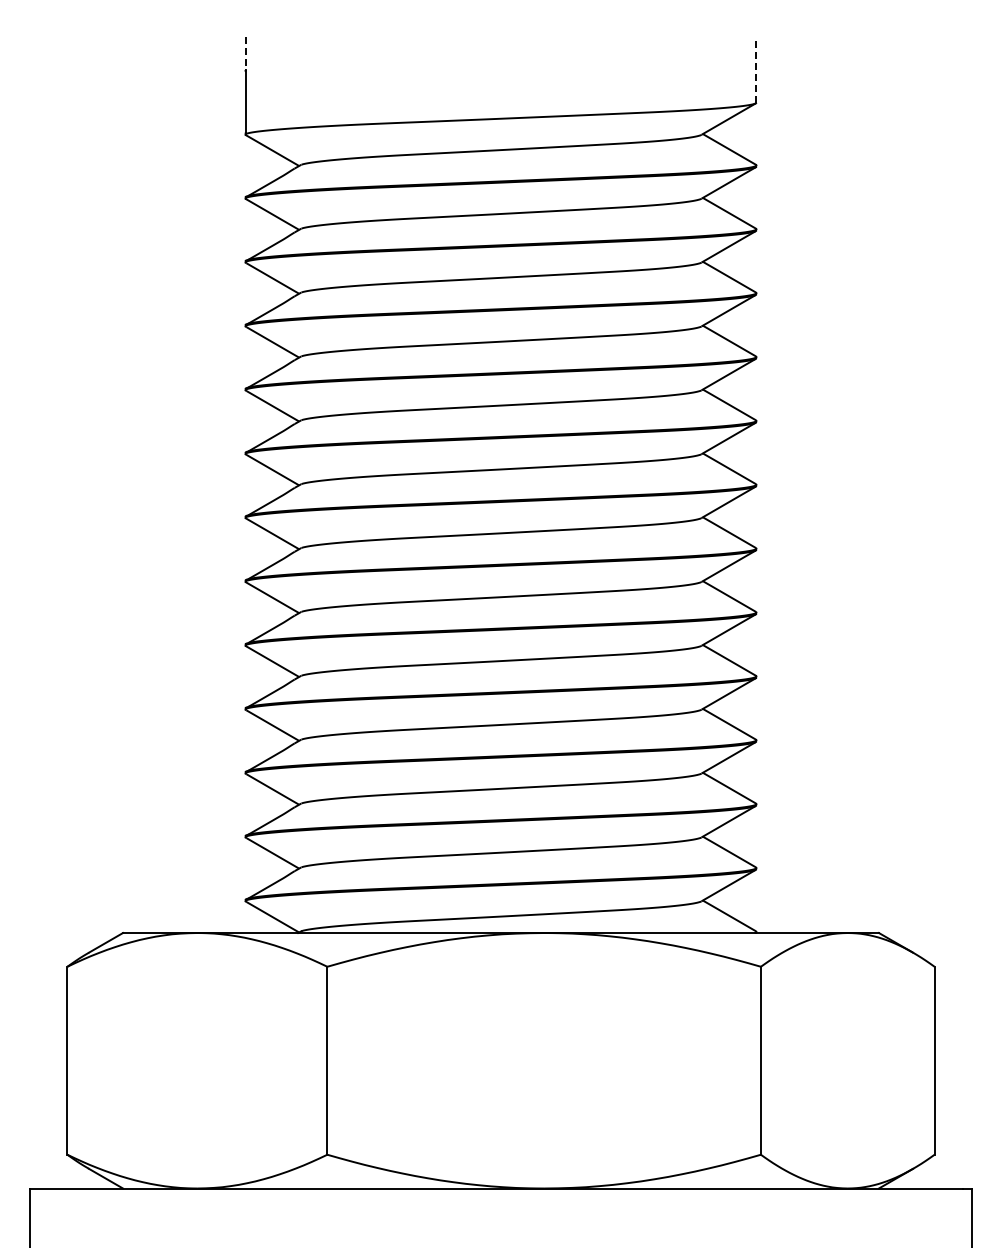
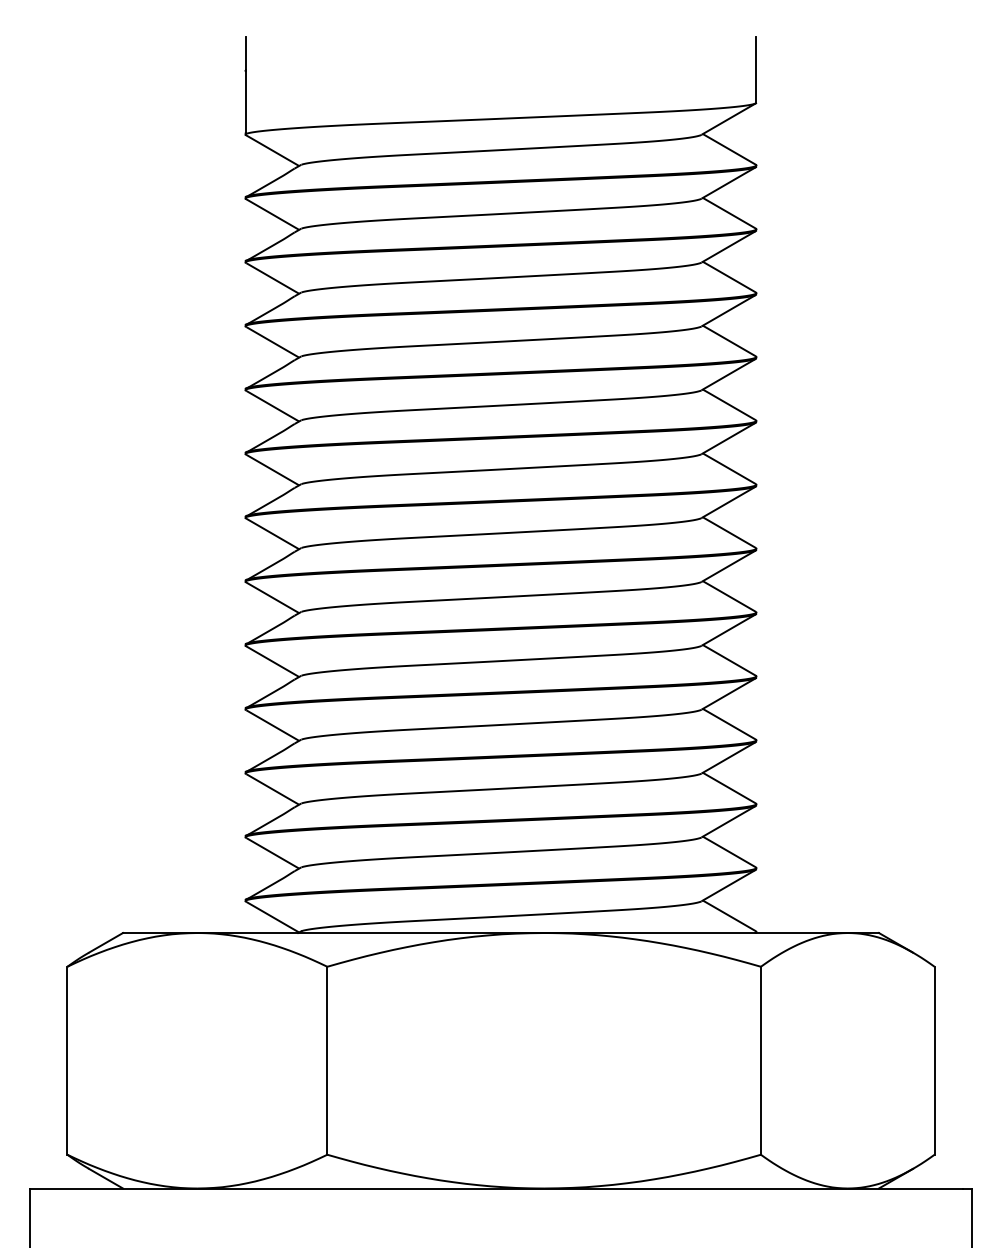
line: dashed -> solid (245, 54)
line: dashed -> solid (756, 70)
